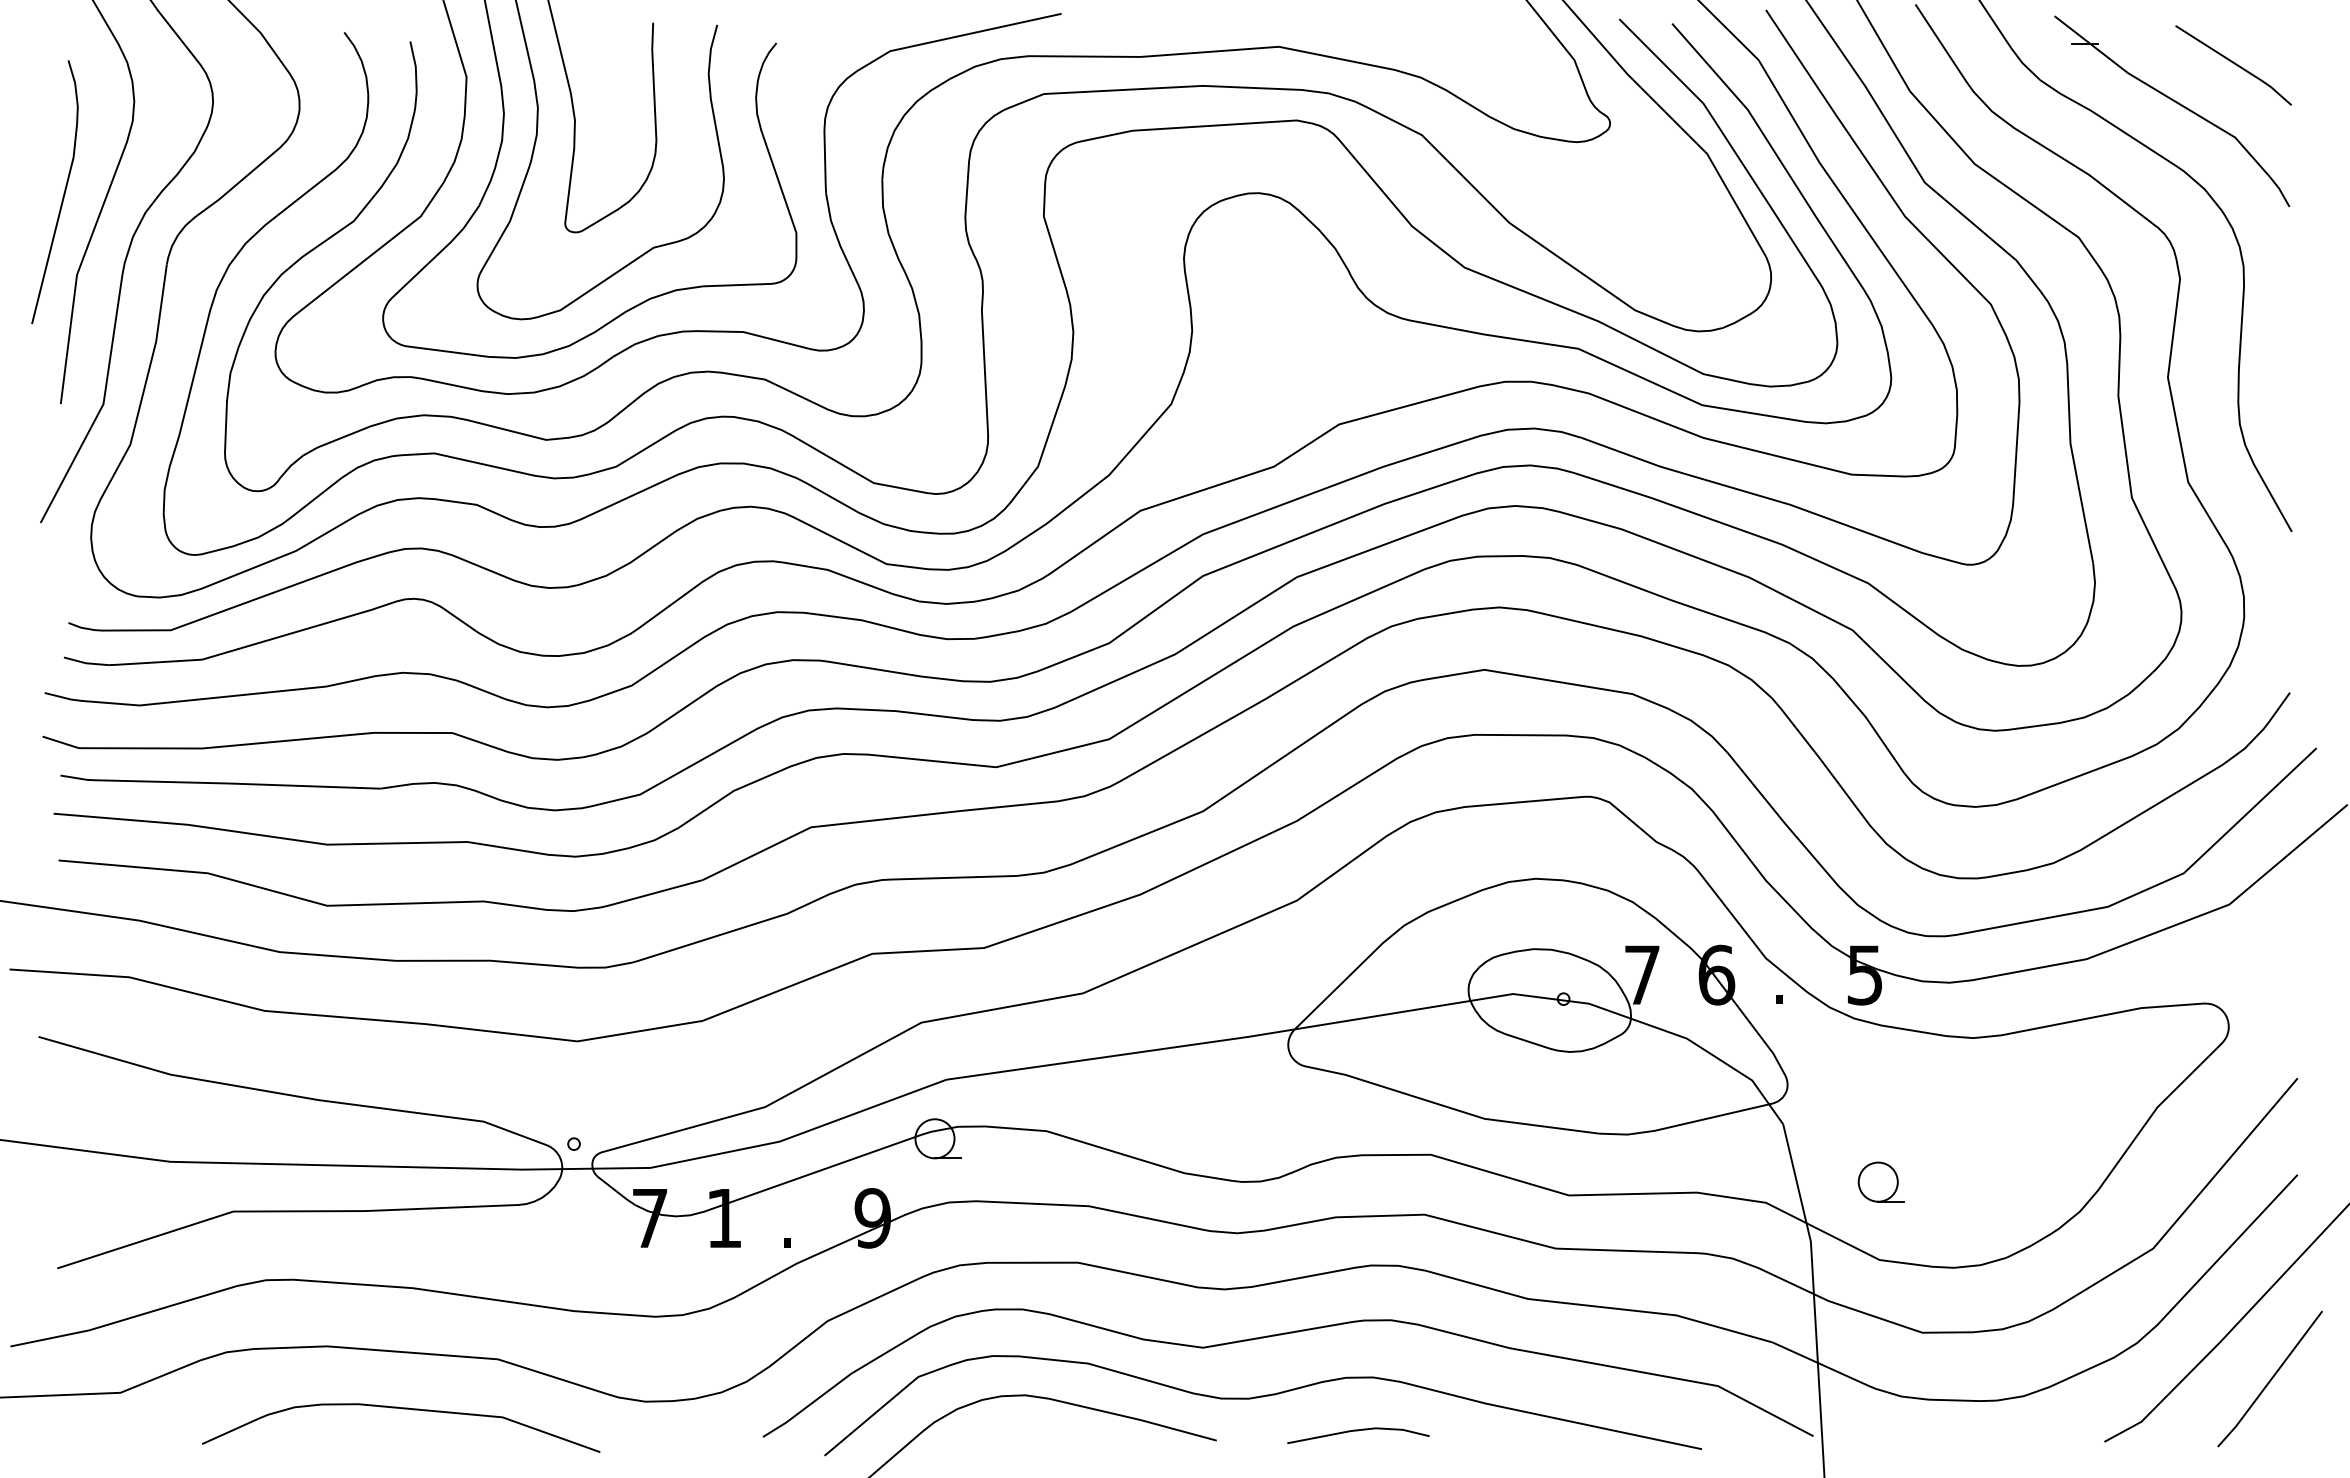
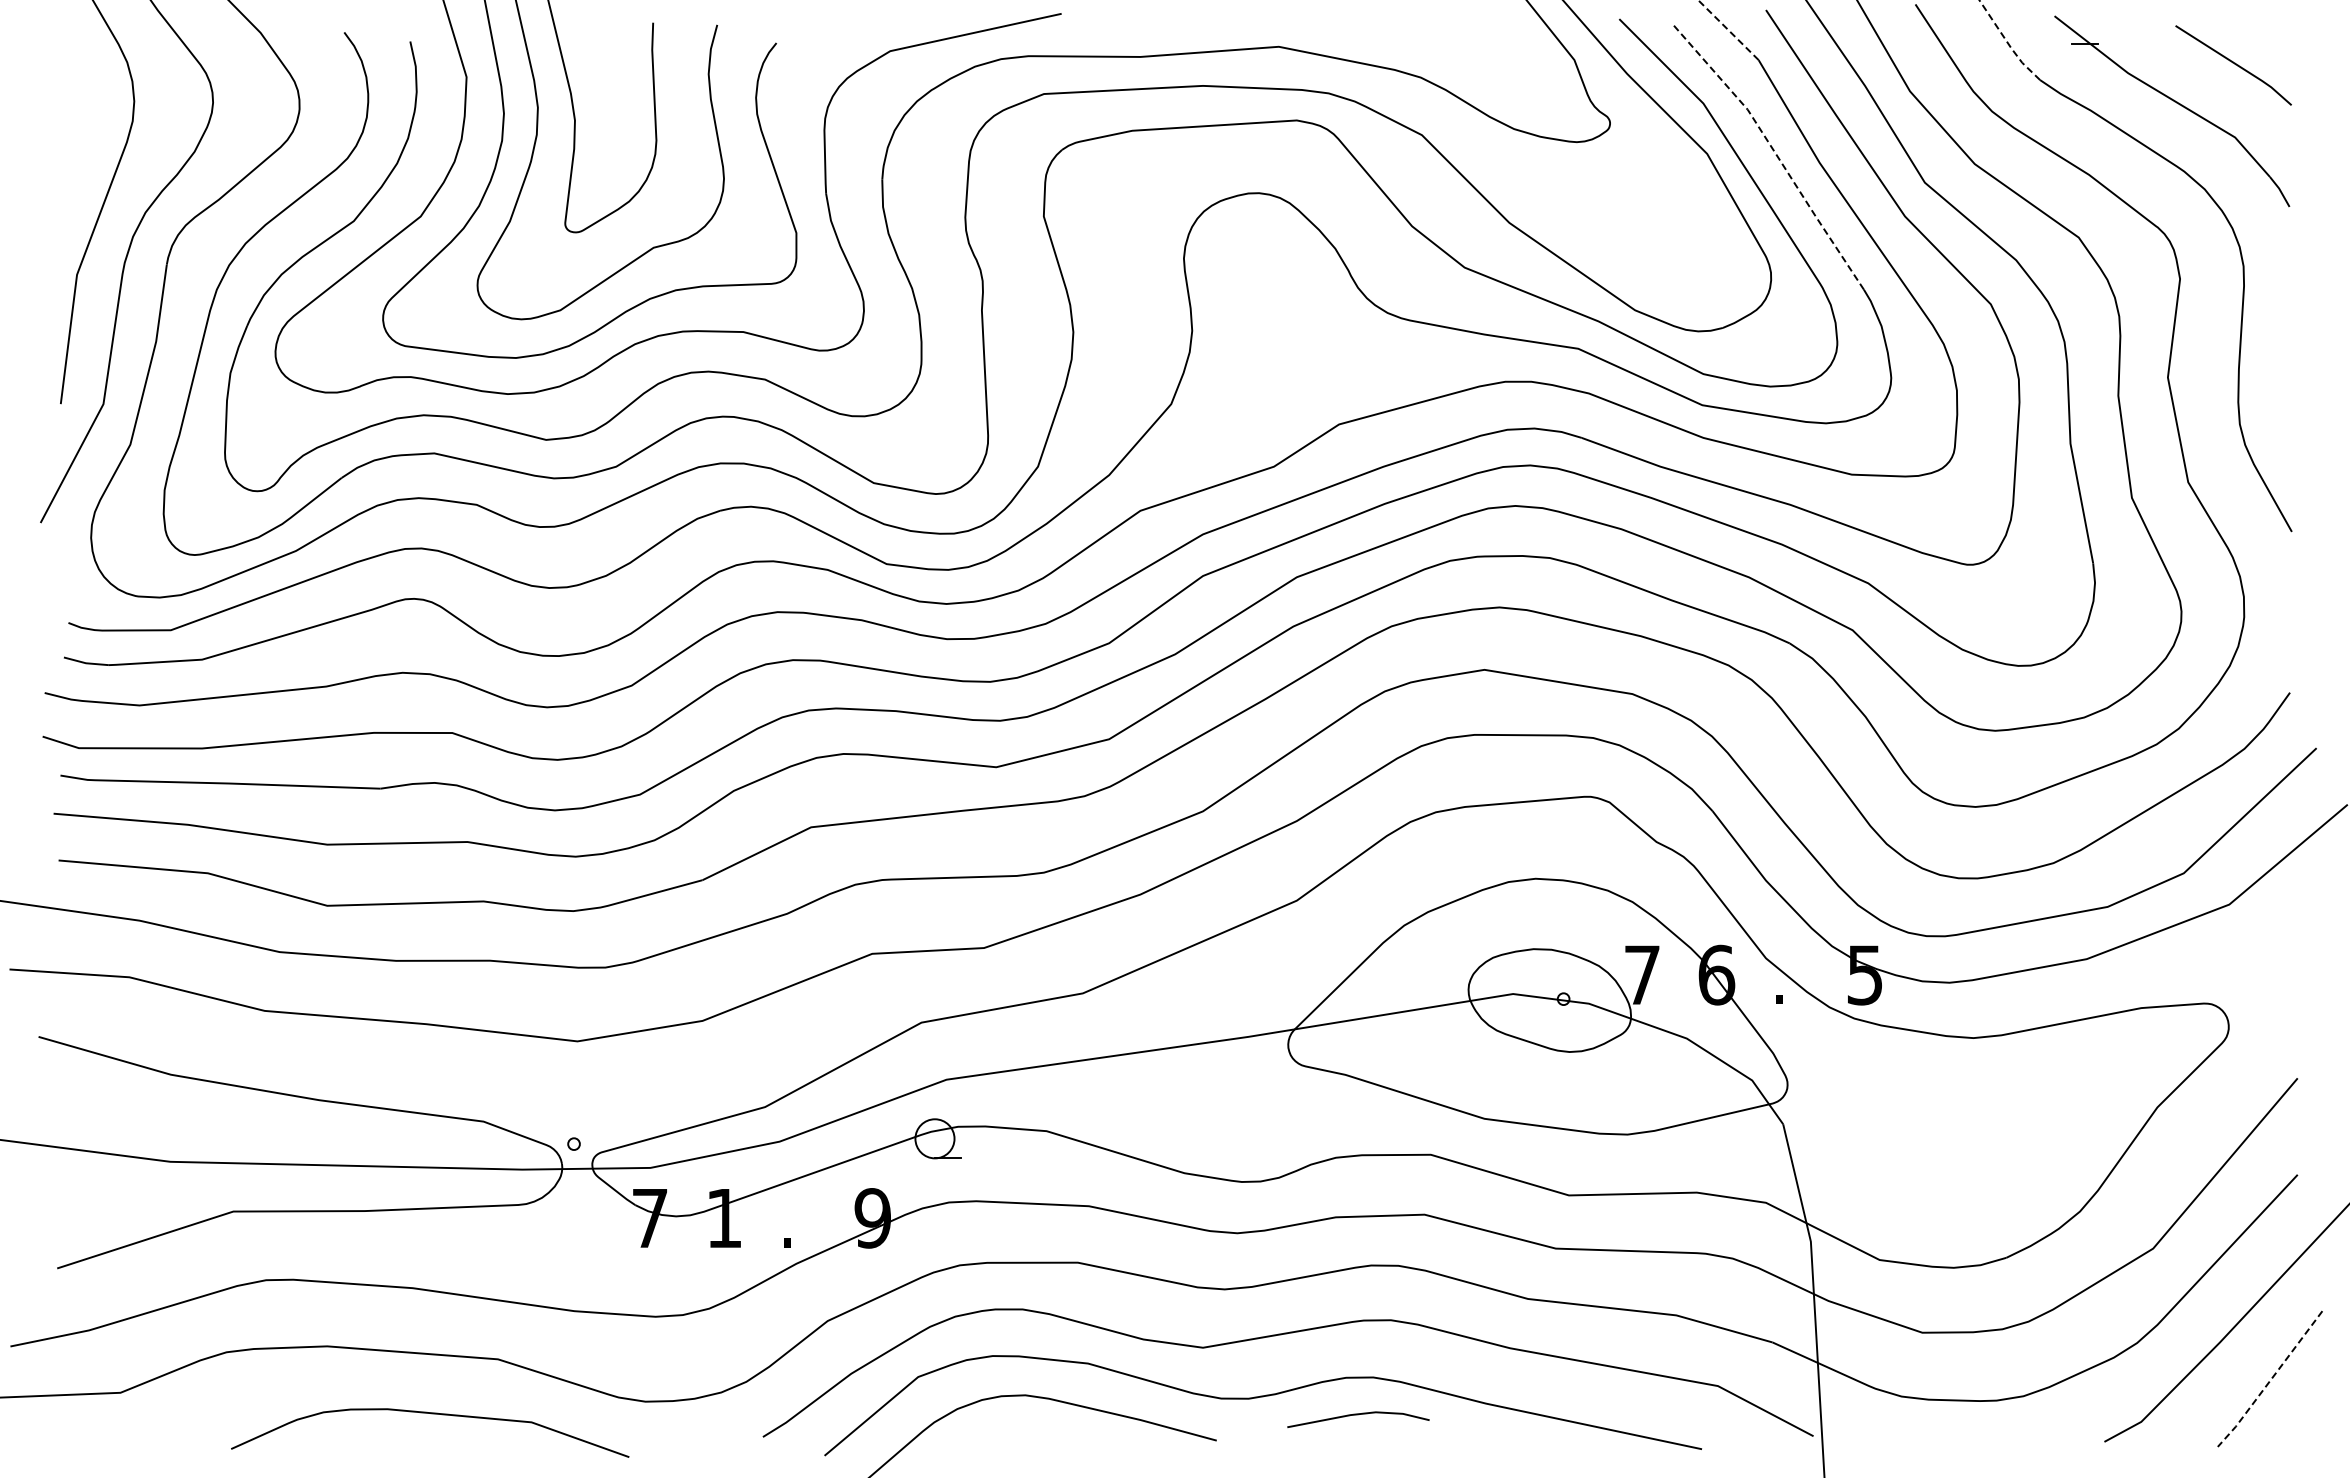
line: solid -> dashed (1728, 29)
line: solid -> dashed (2008, 43)
line: solid -> dashed (1774, 151)
curve: present -> none (62, 196)
part: present -> none (1880, 1181)
line: solid -> dashed (2270, 1380)
curve position: (402, 1409) -> (431, 1414) (431, 1414)
line position: (1358, 1431) -> (1358, 1415) (1358, 1415)
